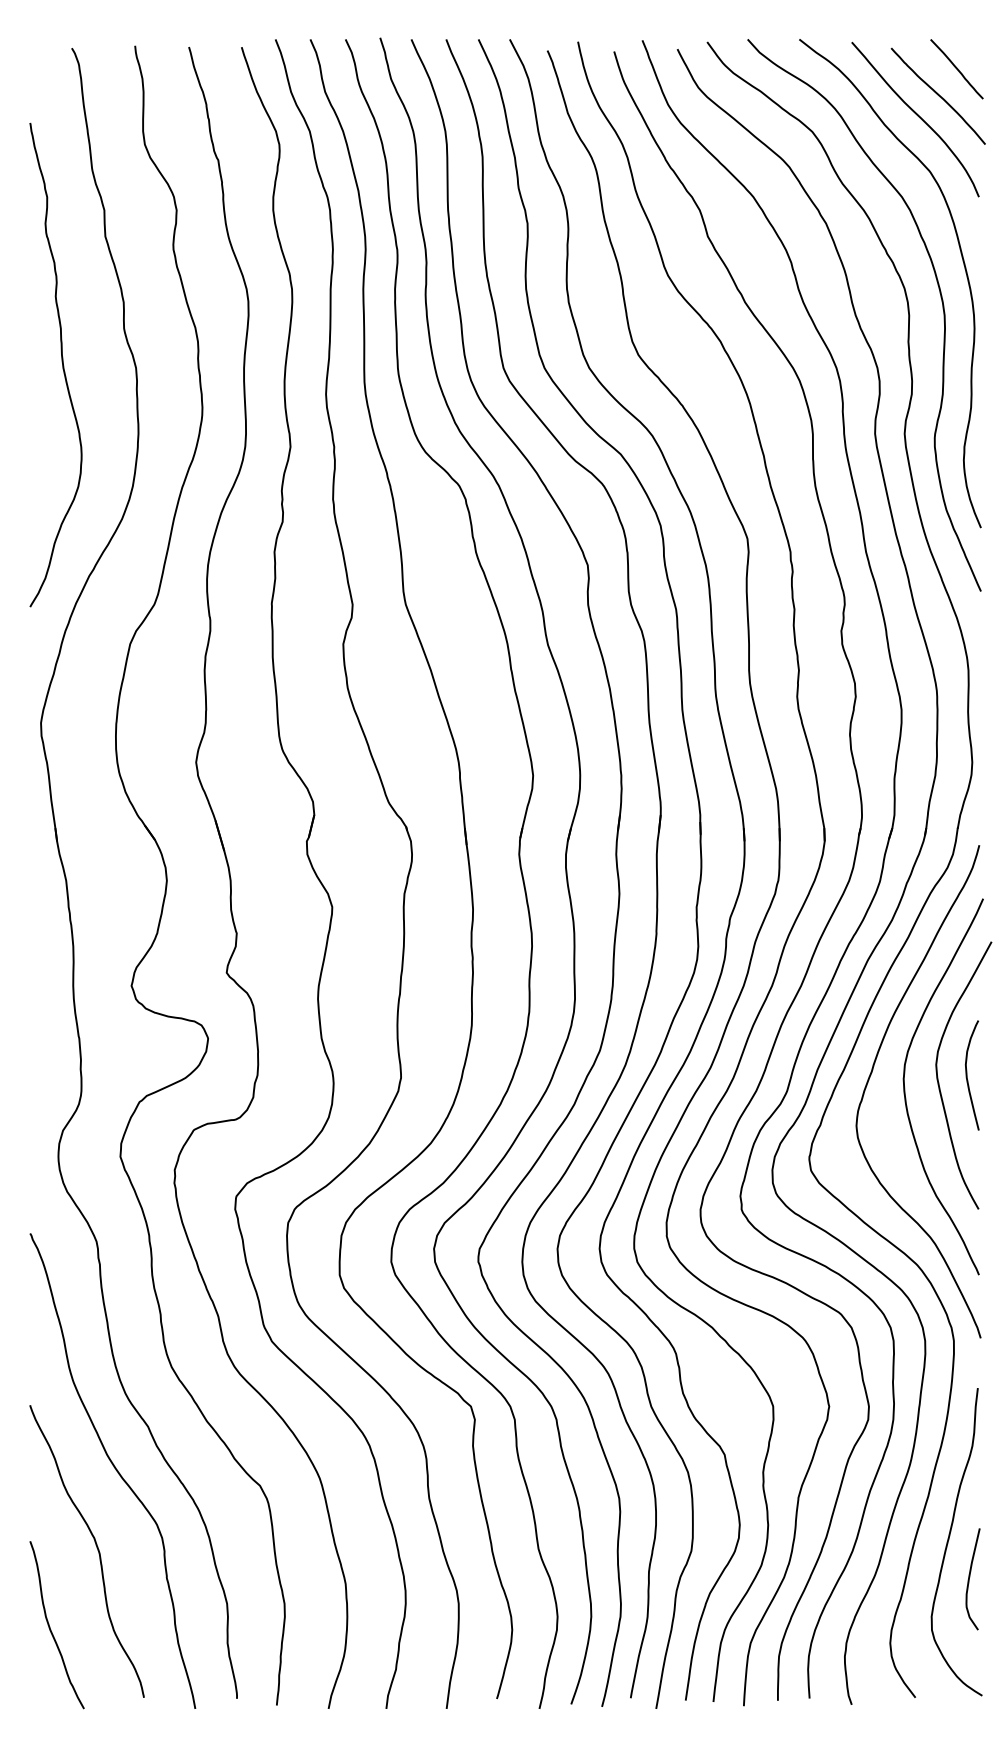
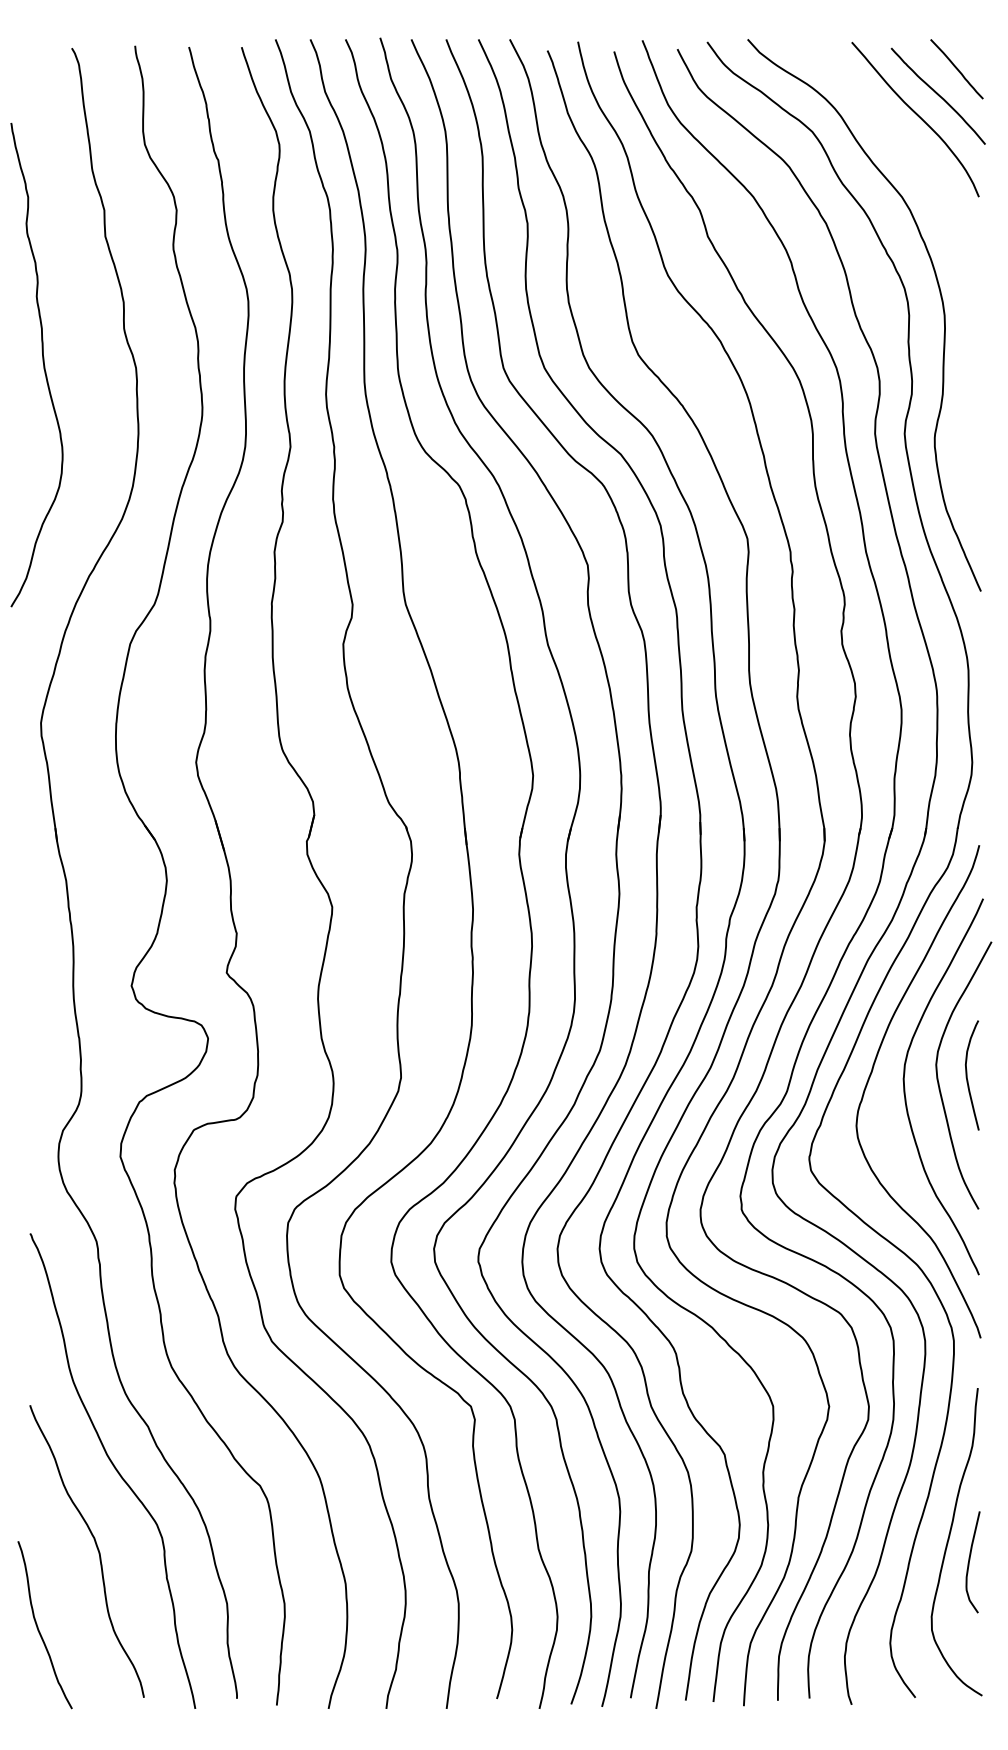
curve: present -> none (963, 265)
curve position: (61, 362) -> (42, 362) (42, 362)
curve position: (970, 1577) -> (970, 1560) (970, 1560)
curve position: (50, 1626) -> (38, 1626) (38, 1626)
